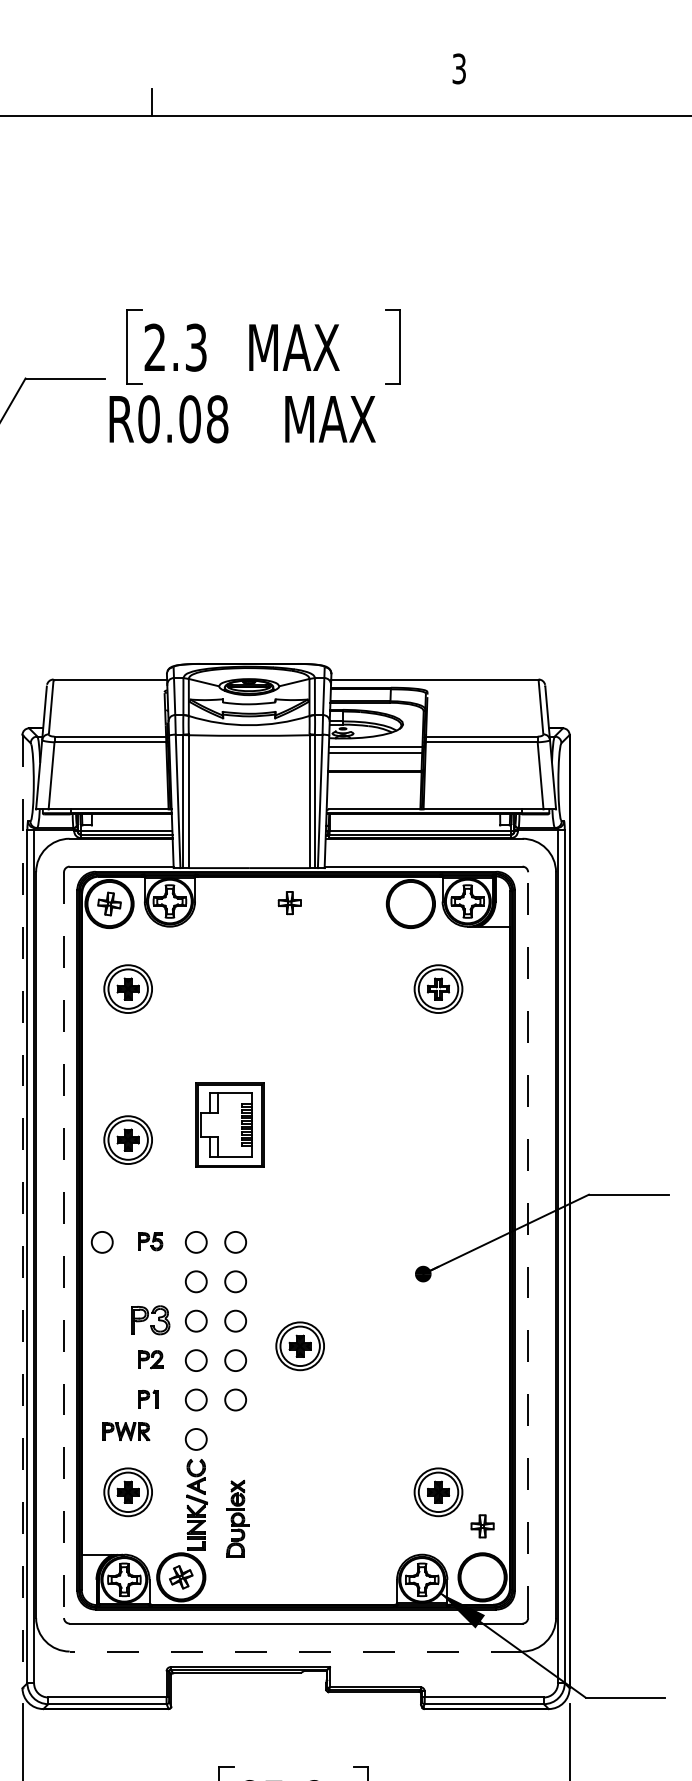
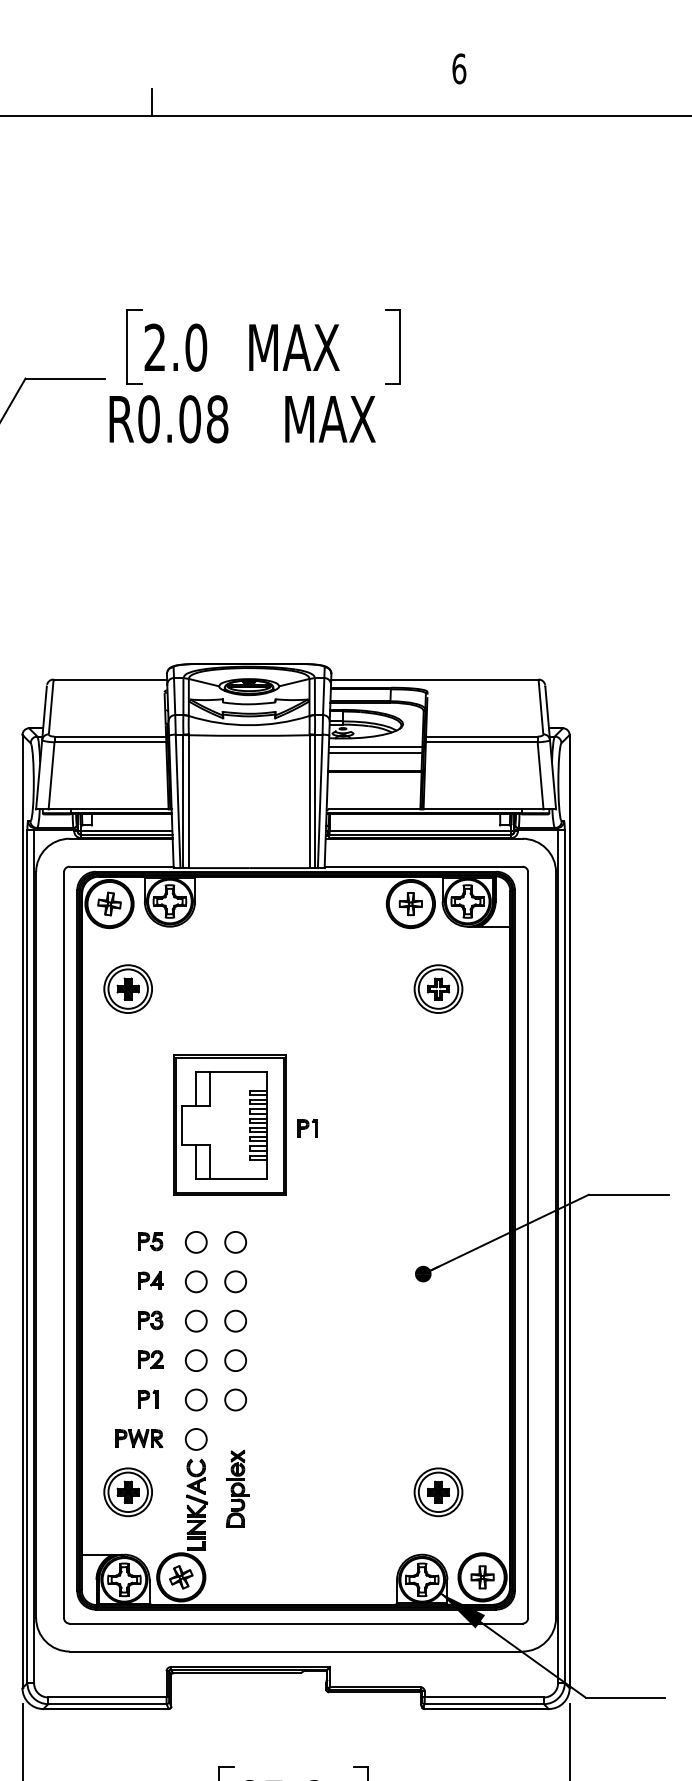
text: 3 -> 6 (459, 68)
text: 2.3 -> 2.0 (196, 347)
part position: (289, 903) -> (410, 904) (410, 904)
part size: 70x86 px -> 114x142 px (229, 1124)
part: none -> present (307, 1127)
part: present -> none (127, 1139)
line: dashed -> solid (22, 1211)
circle: present -> none (101, 1242)
line: dashed -> solid (64, 1245)
line: dashed -> solid (528, 1245)
part: none -> present (150, 1280)
part size: 40x31 px -> 26x21 px (150, 1320)
part: present -> none (299, 1346)
part position: (126, 1431) -> (139, 1438) (139, 1438)
part position: (237, 1518) -> (237, 1488) (237, 1488)
part position: (482, 1526) -> (482, 1577) (482, 1577)
line: dashed -> solid (295, 1651)
